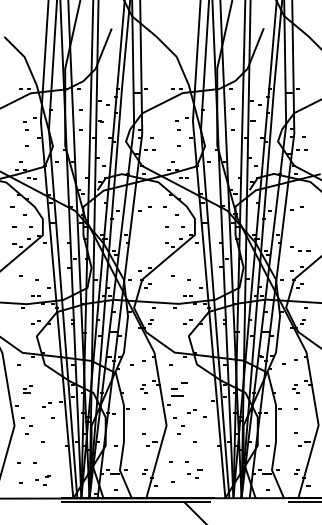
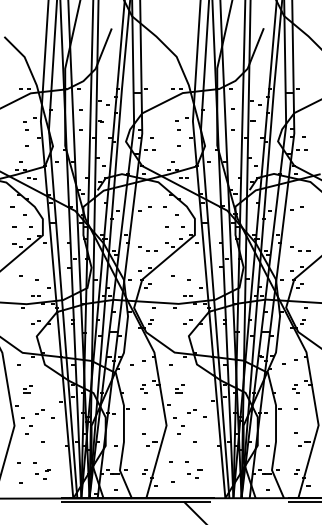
part: none -> present (147, 248)
part size: 17x15 px -> 10x10 px (179, 388)
part position: (46, 404) -> (39, 411) (39, 411)
part position: (42, 480) -> (42, 474) (42, 474)
